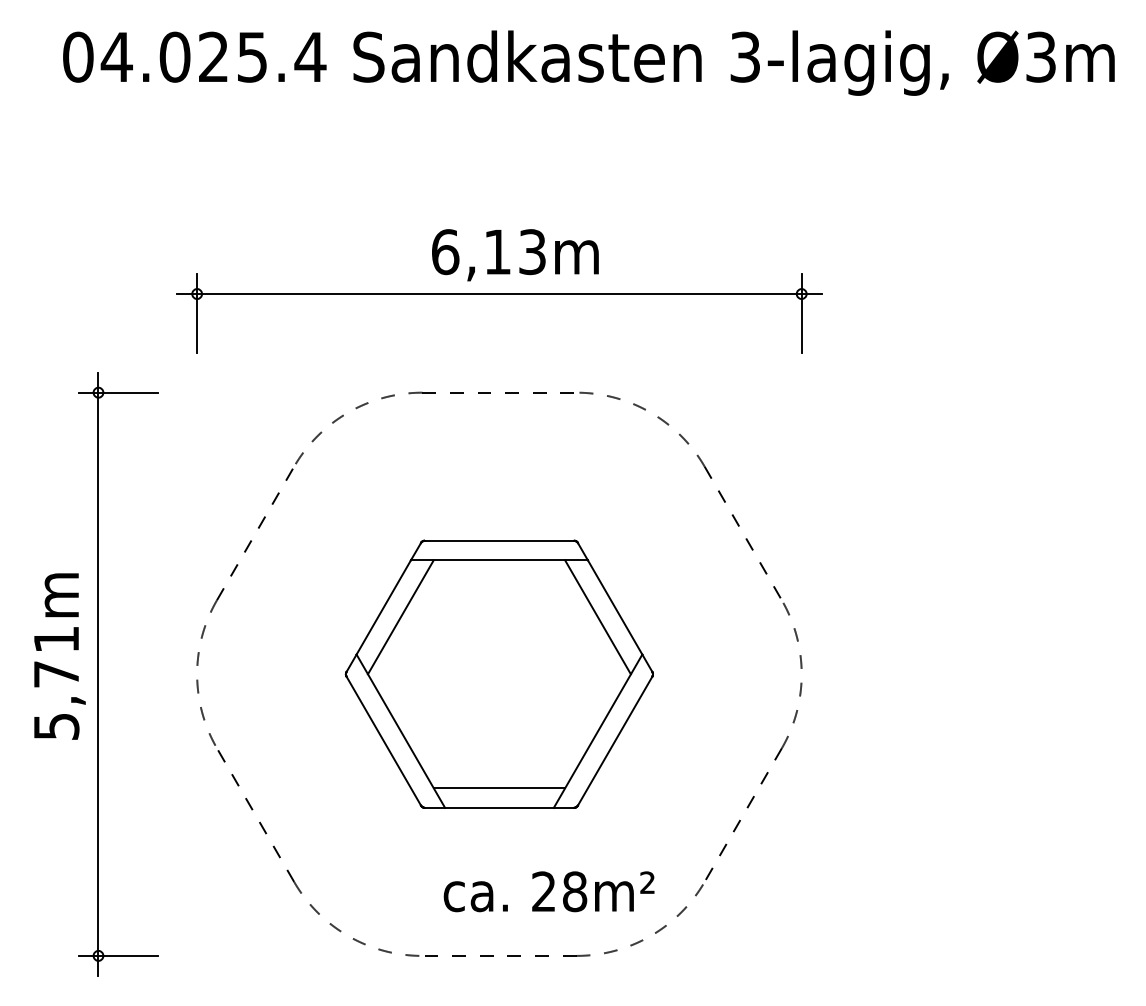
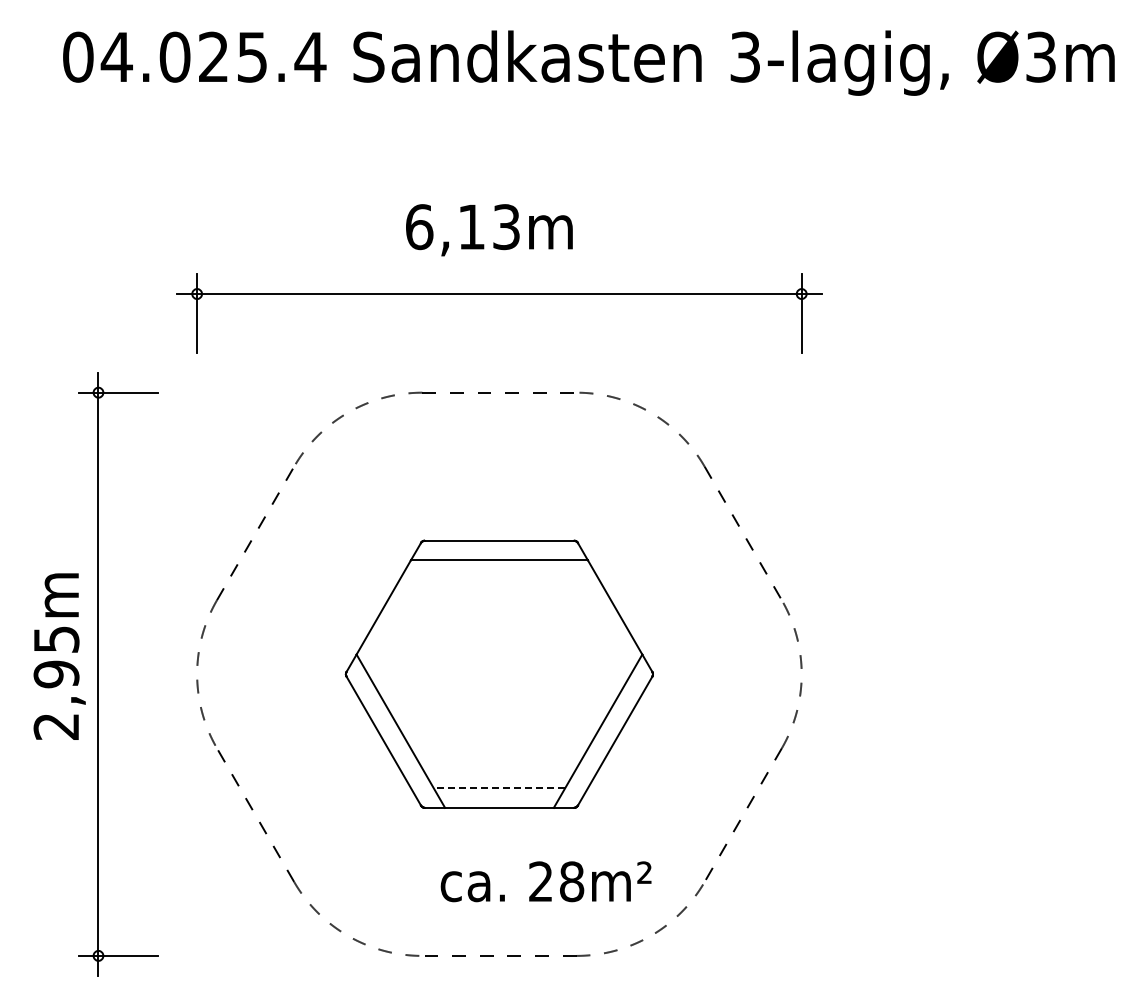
text position: (515, 255) -> (489, 230) (489, 230)
line: present -> none (400, 617)
line: present -> none (597, 617)
text: 5,71m -> 2,95m (56, 682)
line: solid -> dashed (499, 788)
text position: (548, 891) -> (545, 881) (545, 881)
